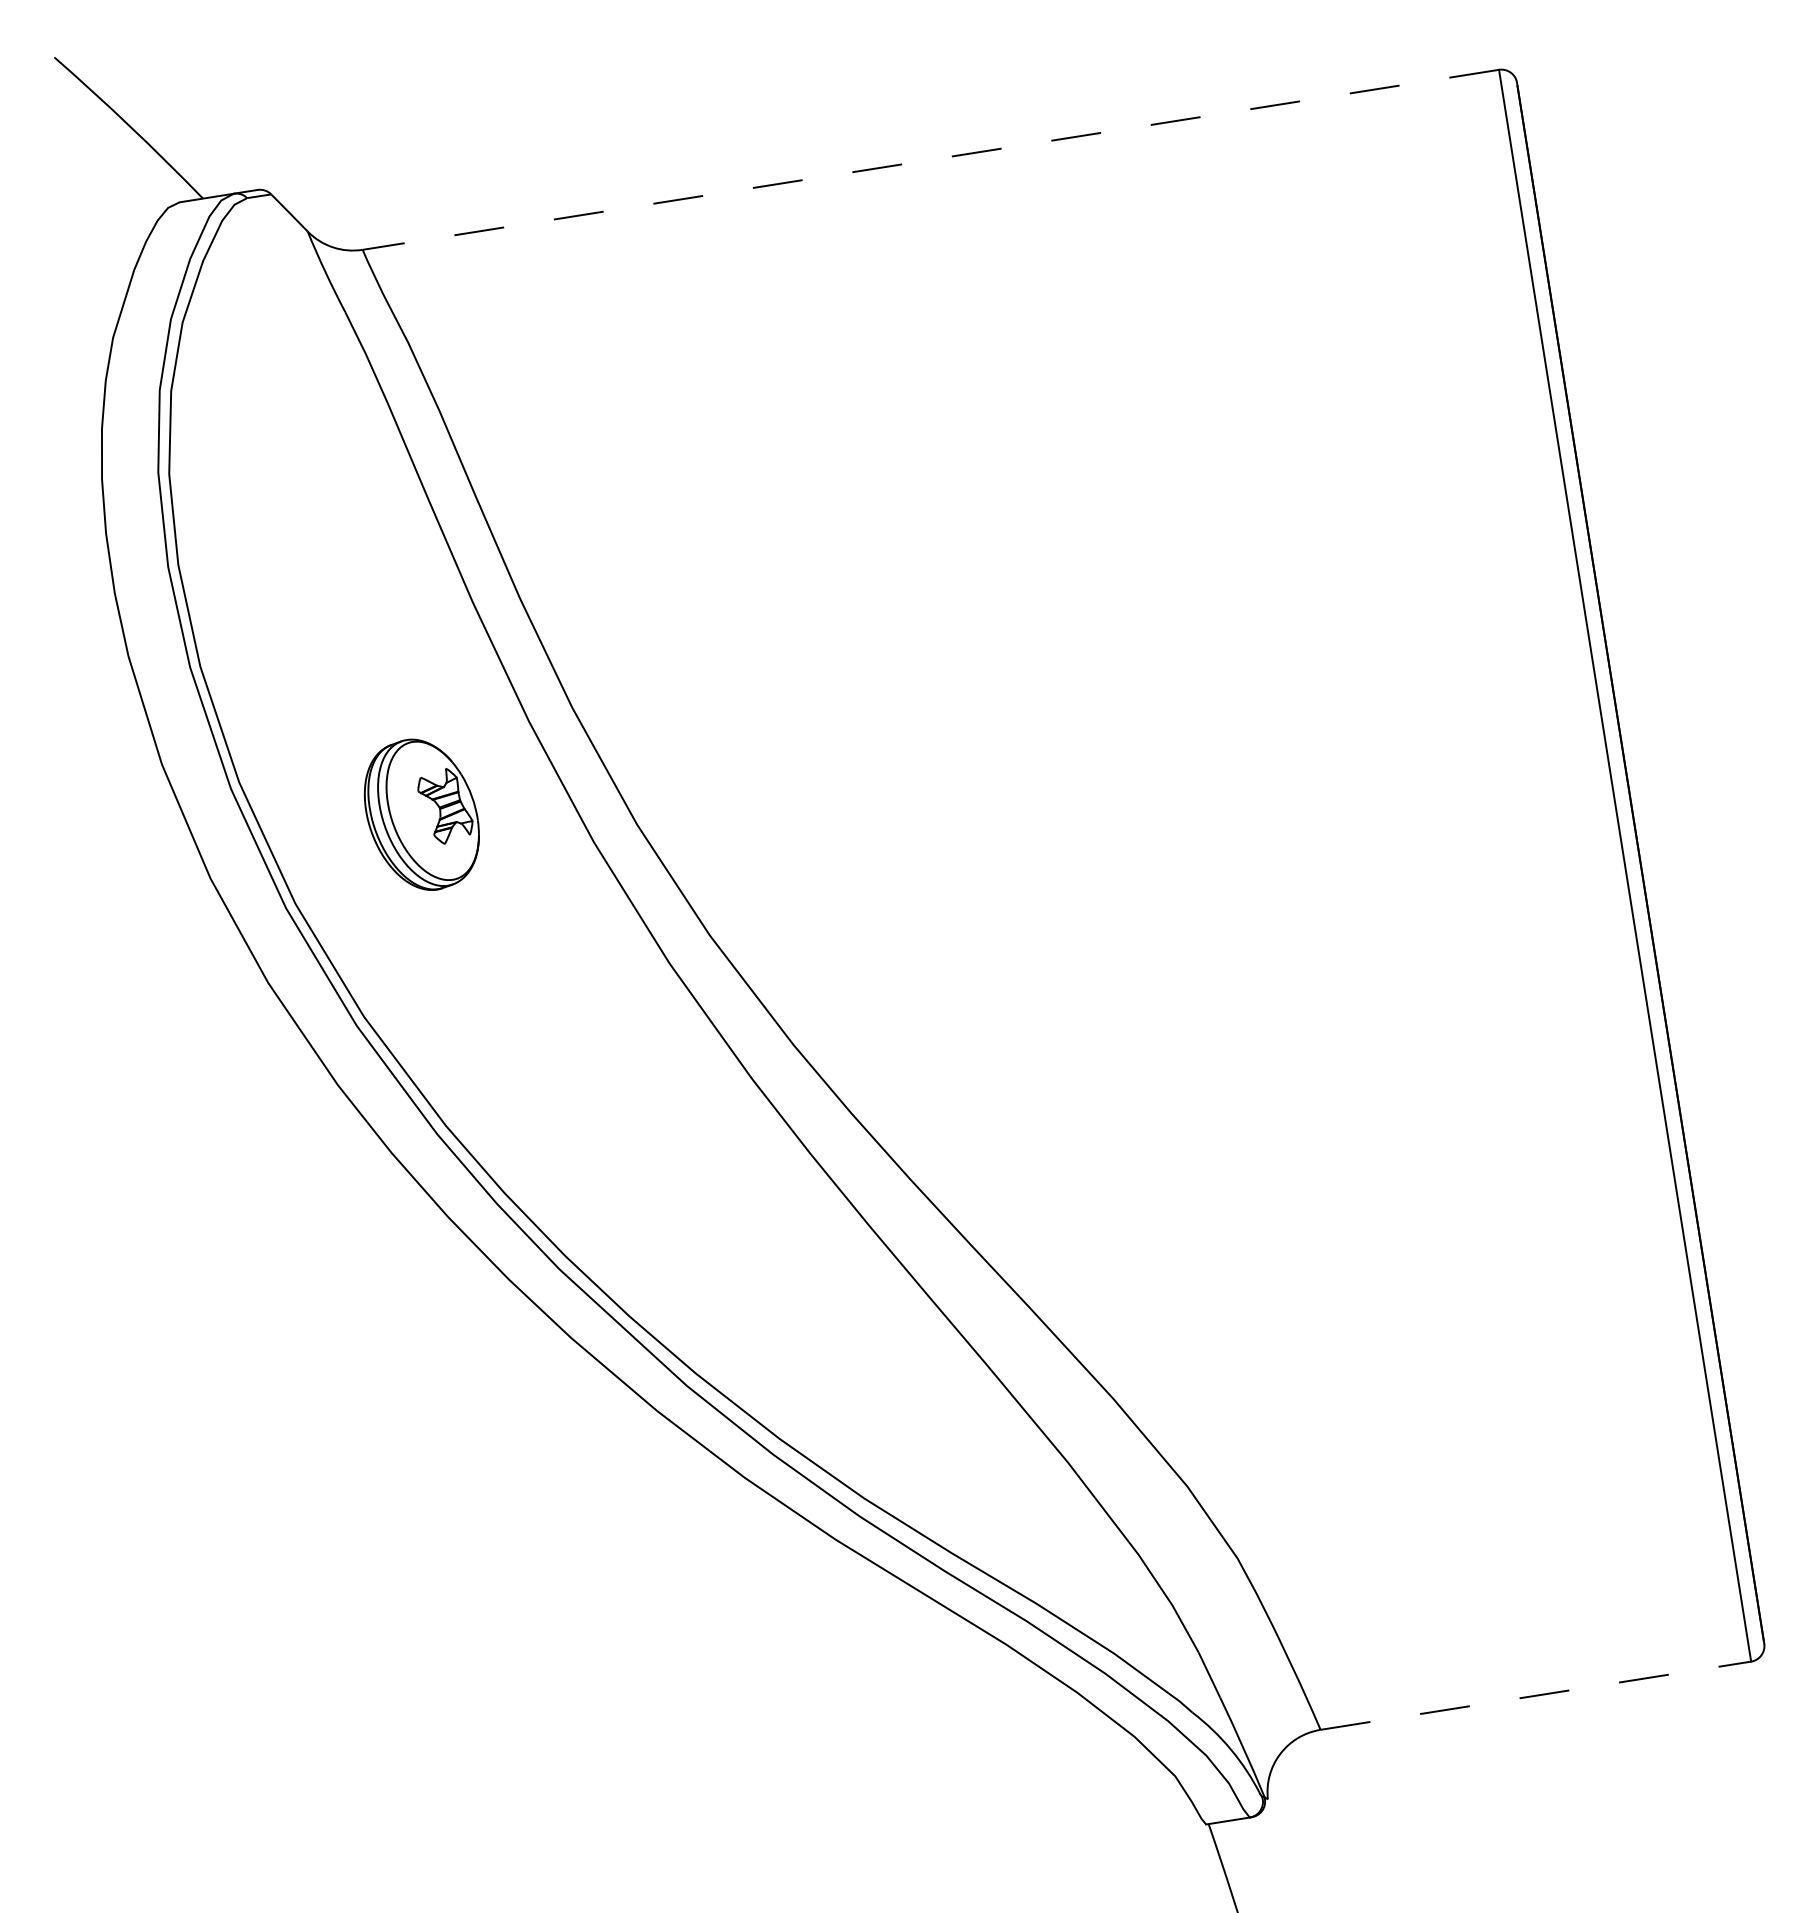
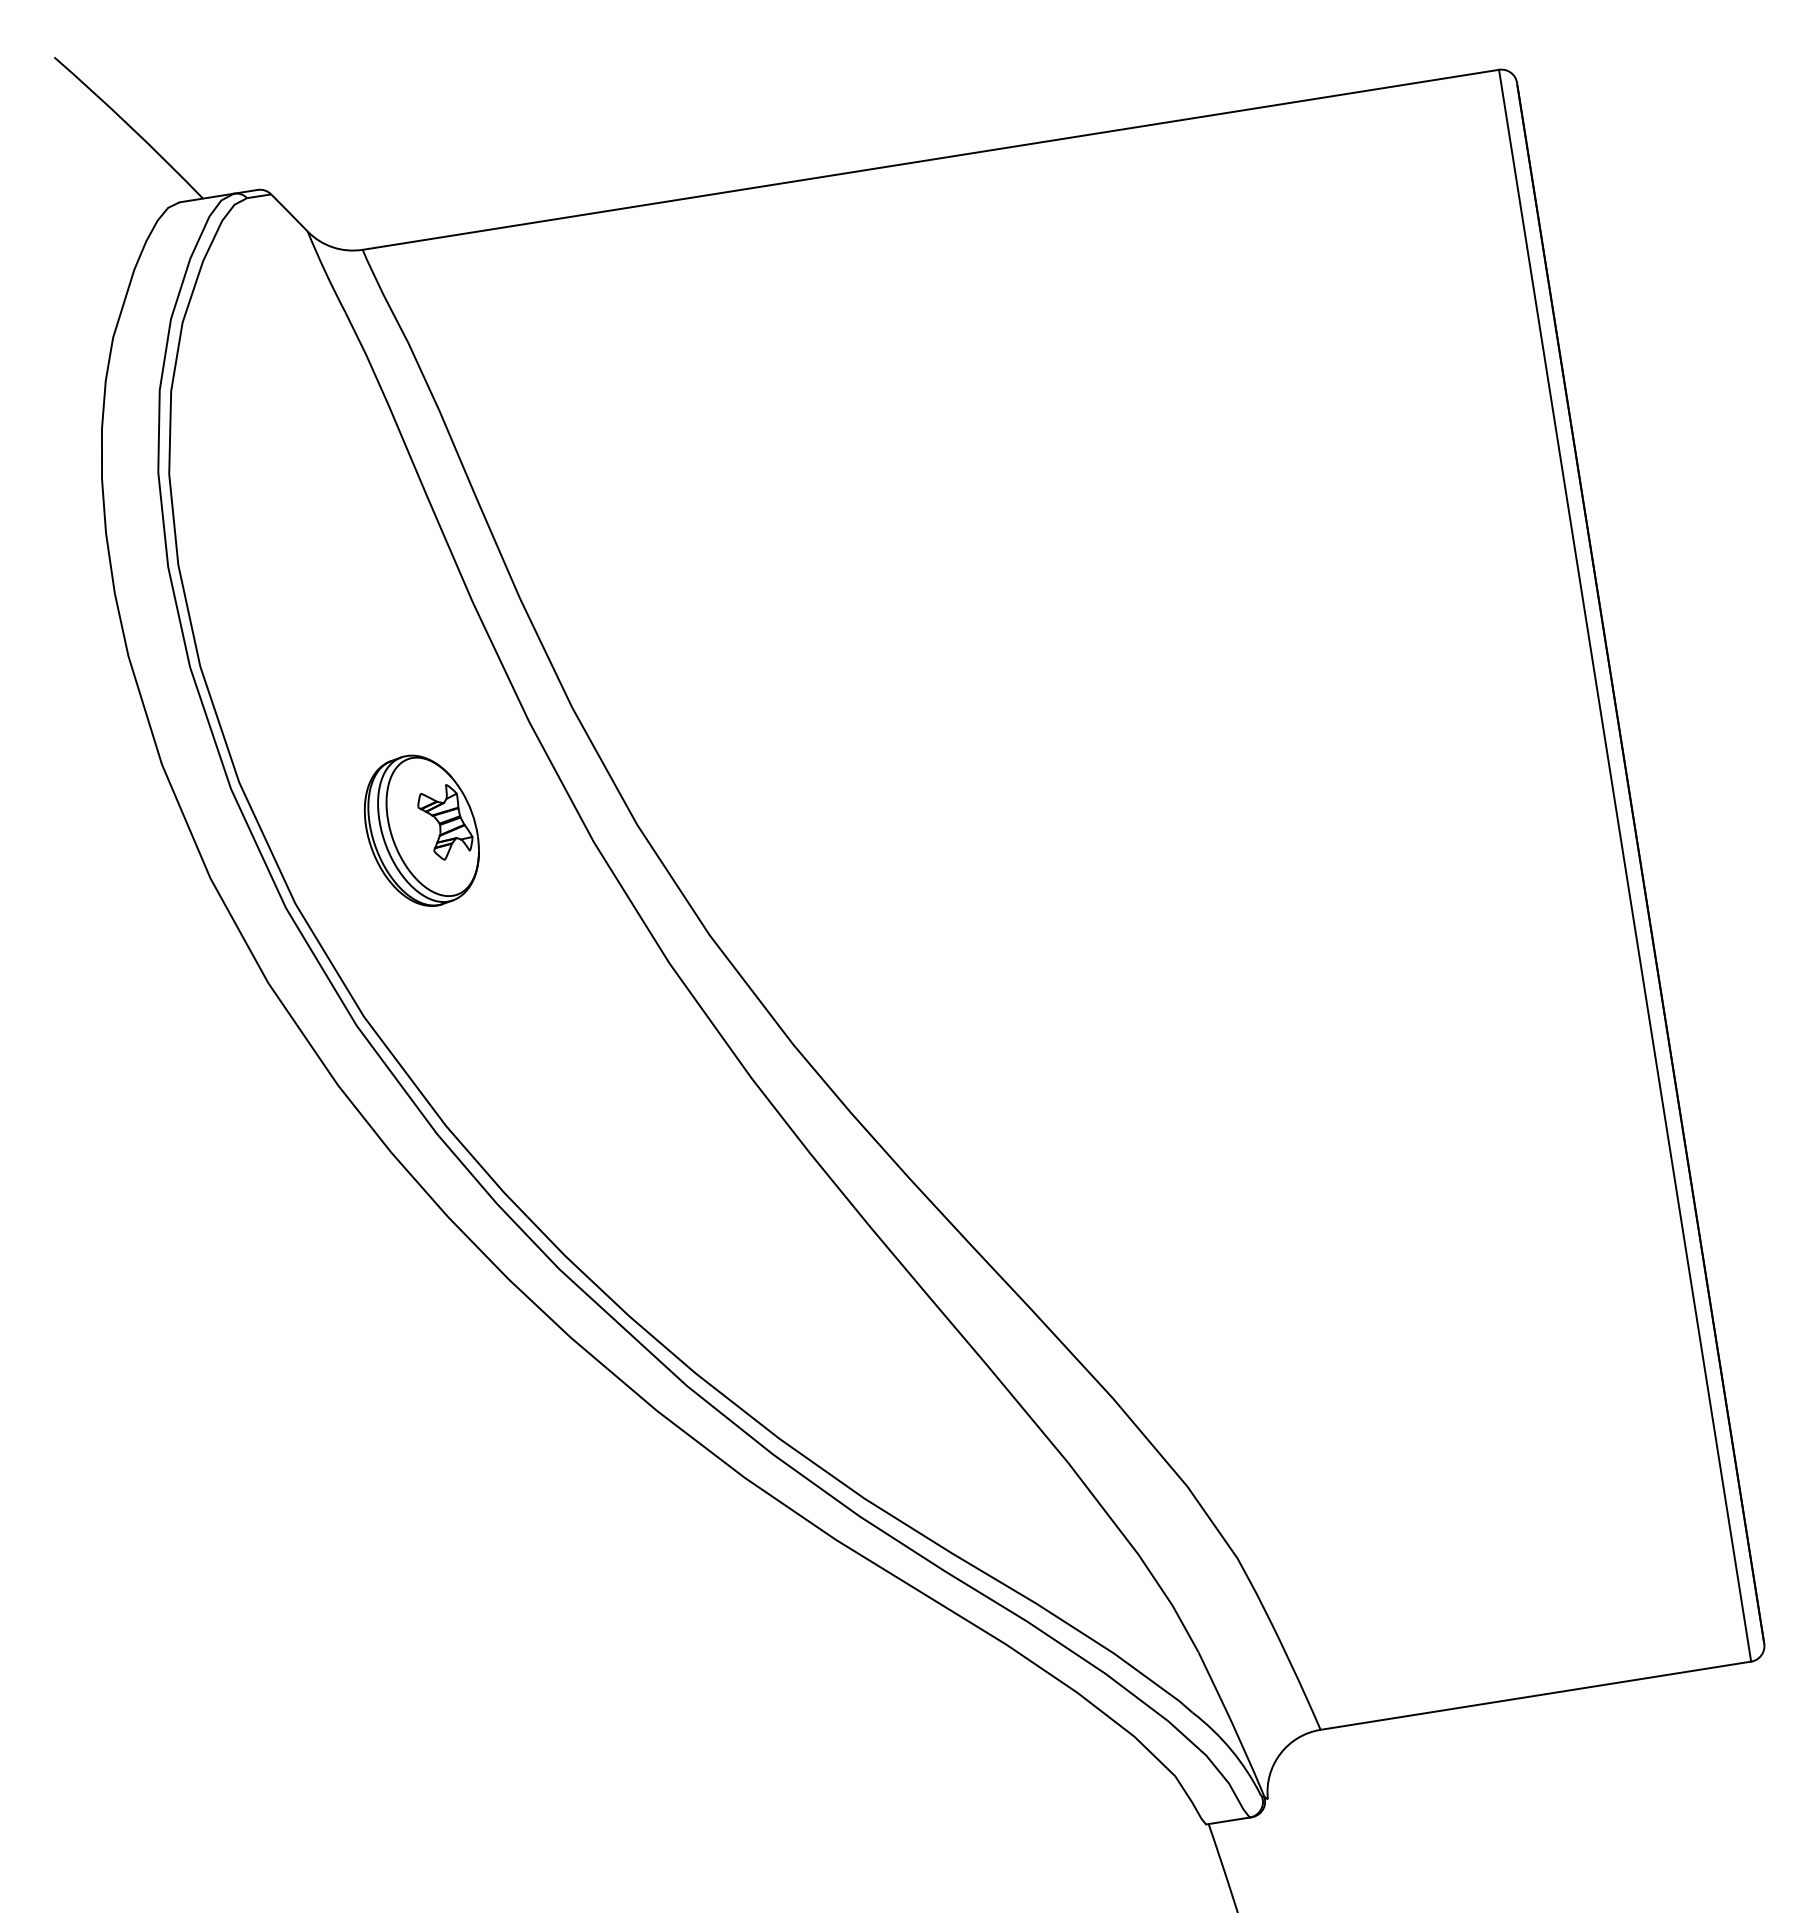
line: dashed -> solid (930, 159)
part position: (421, 814) -> (421, 830) (421, 830)
line: dashed -> solid (1535, 1695)
